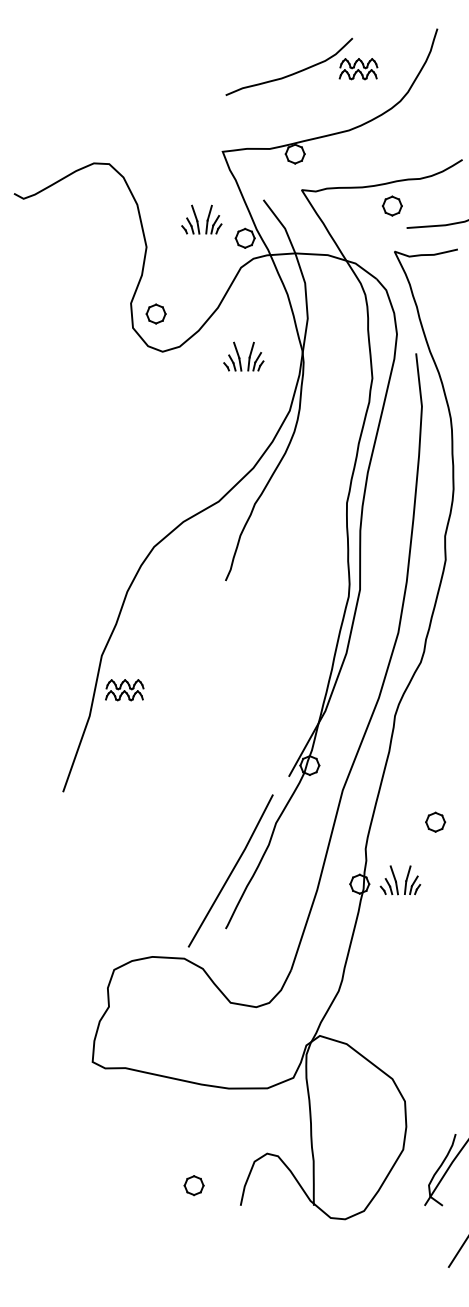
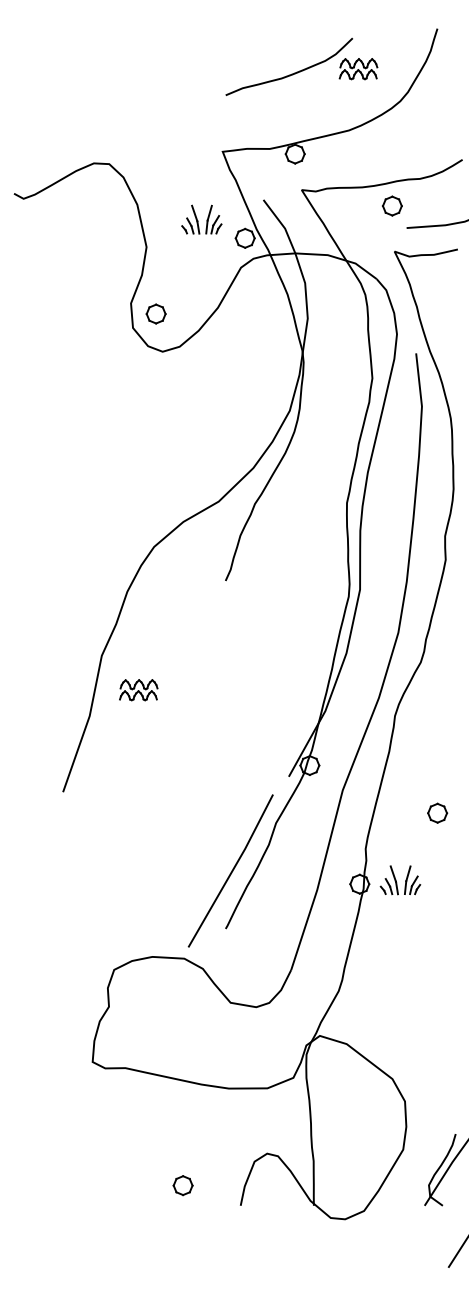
part: present -> none (243, 356)
part position: (124, 690) -> (138, 690) (138, 690)
part position: (435, 821) -> (437, 812) (437, 812)
part position: (193, 1185) -> (182, 1185) (182, 1185)
